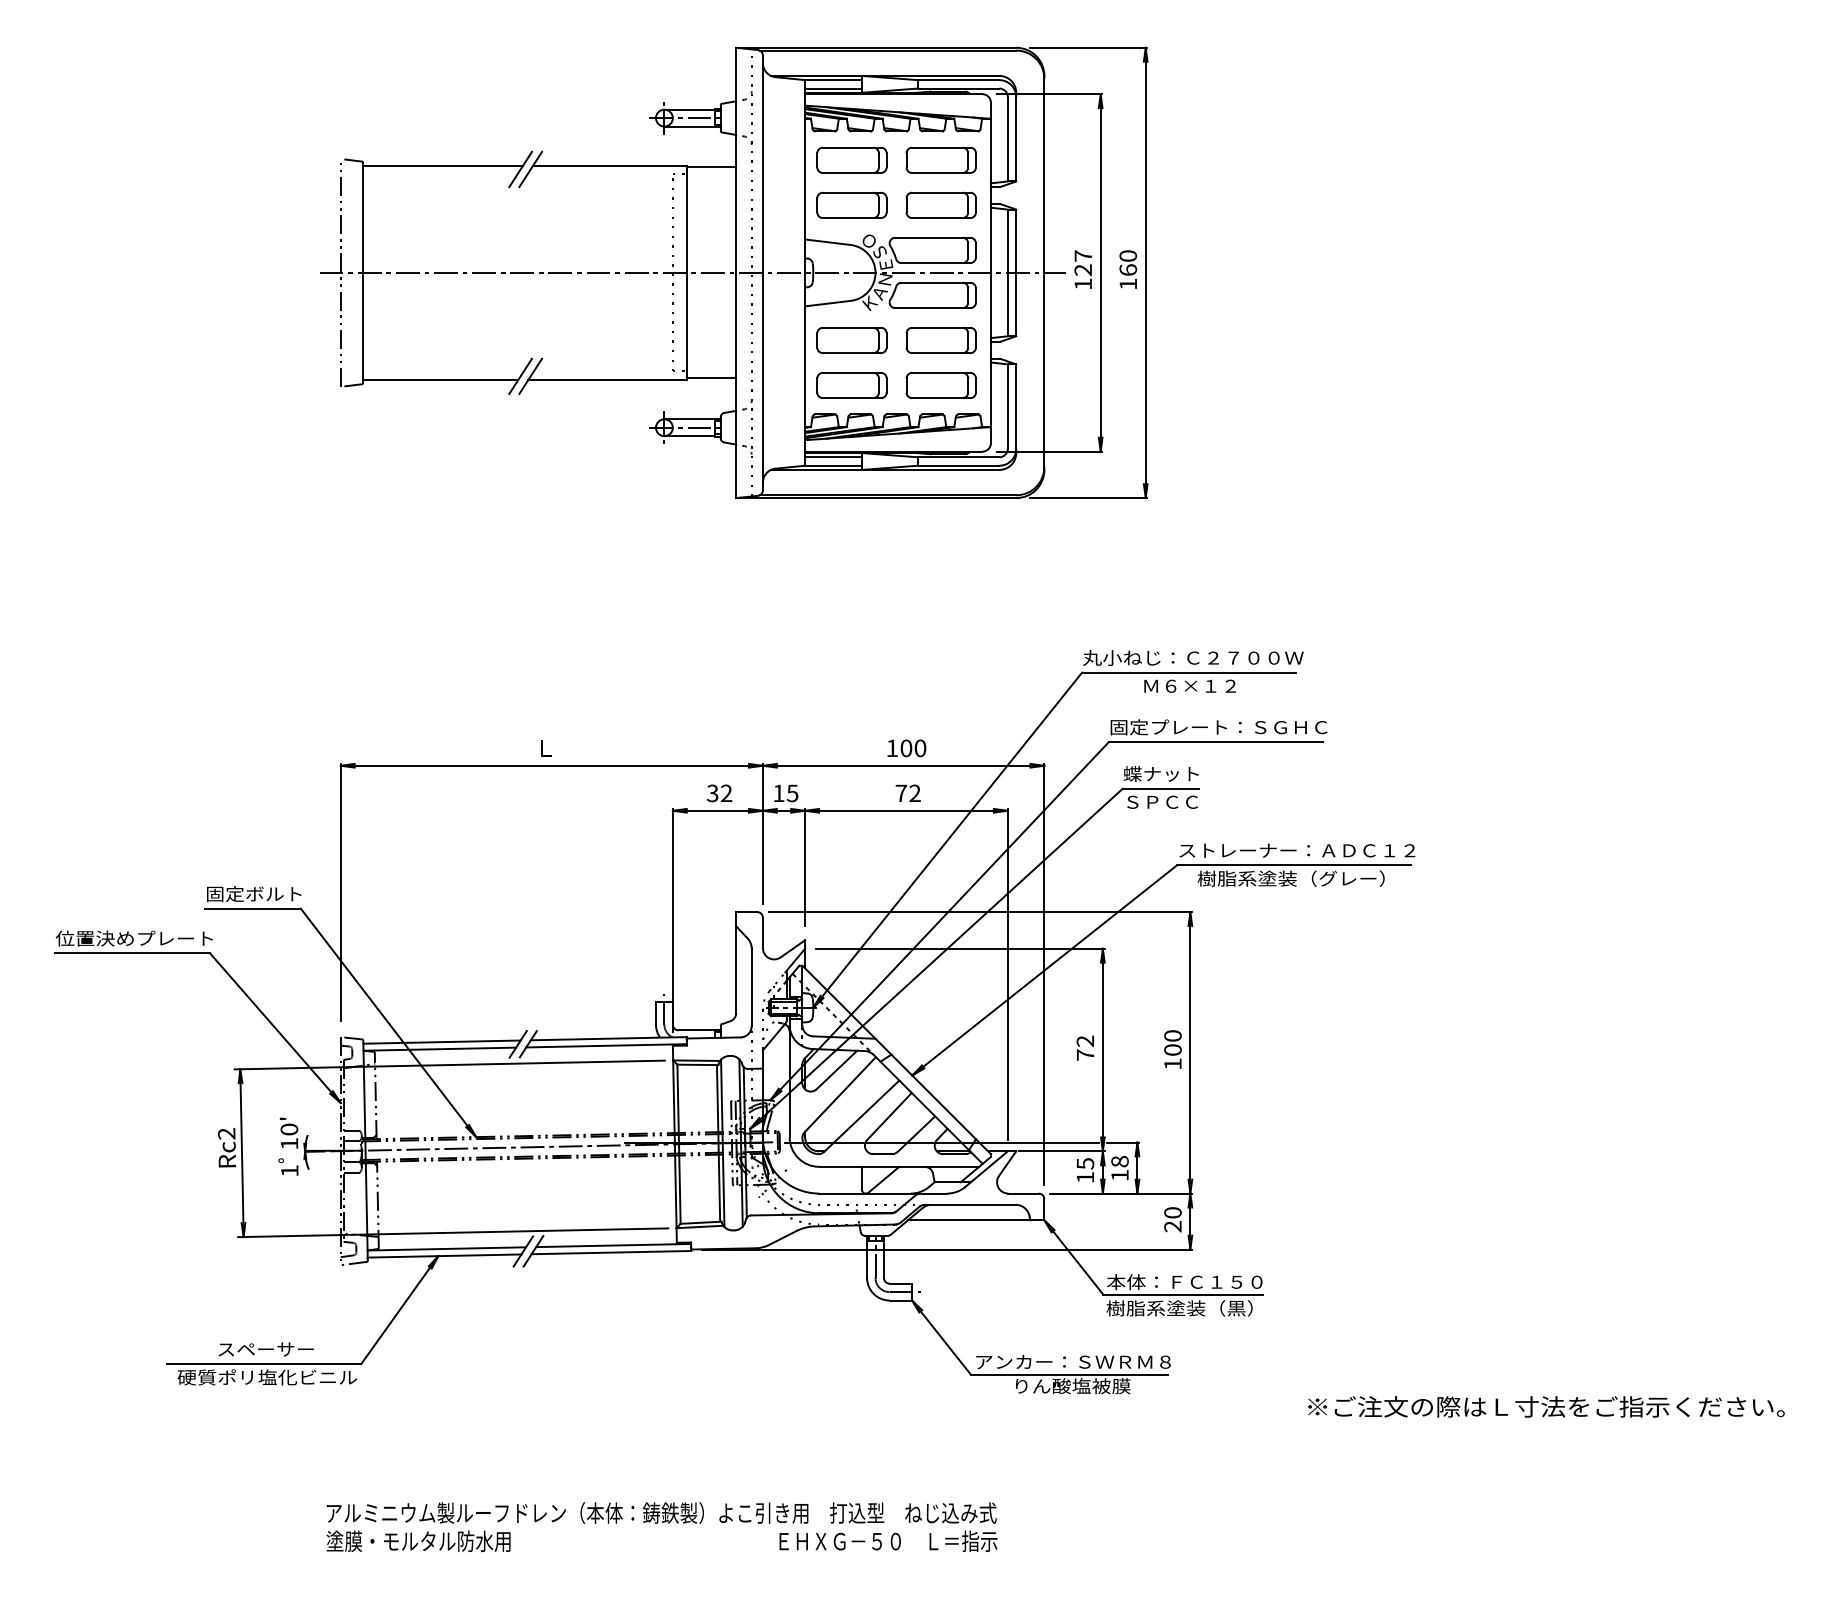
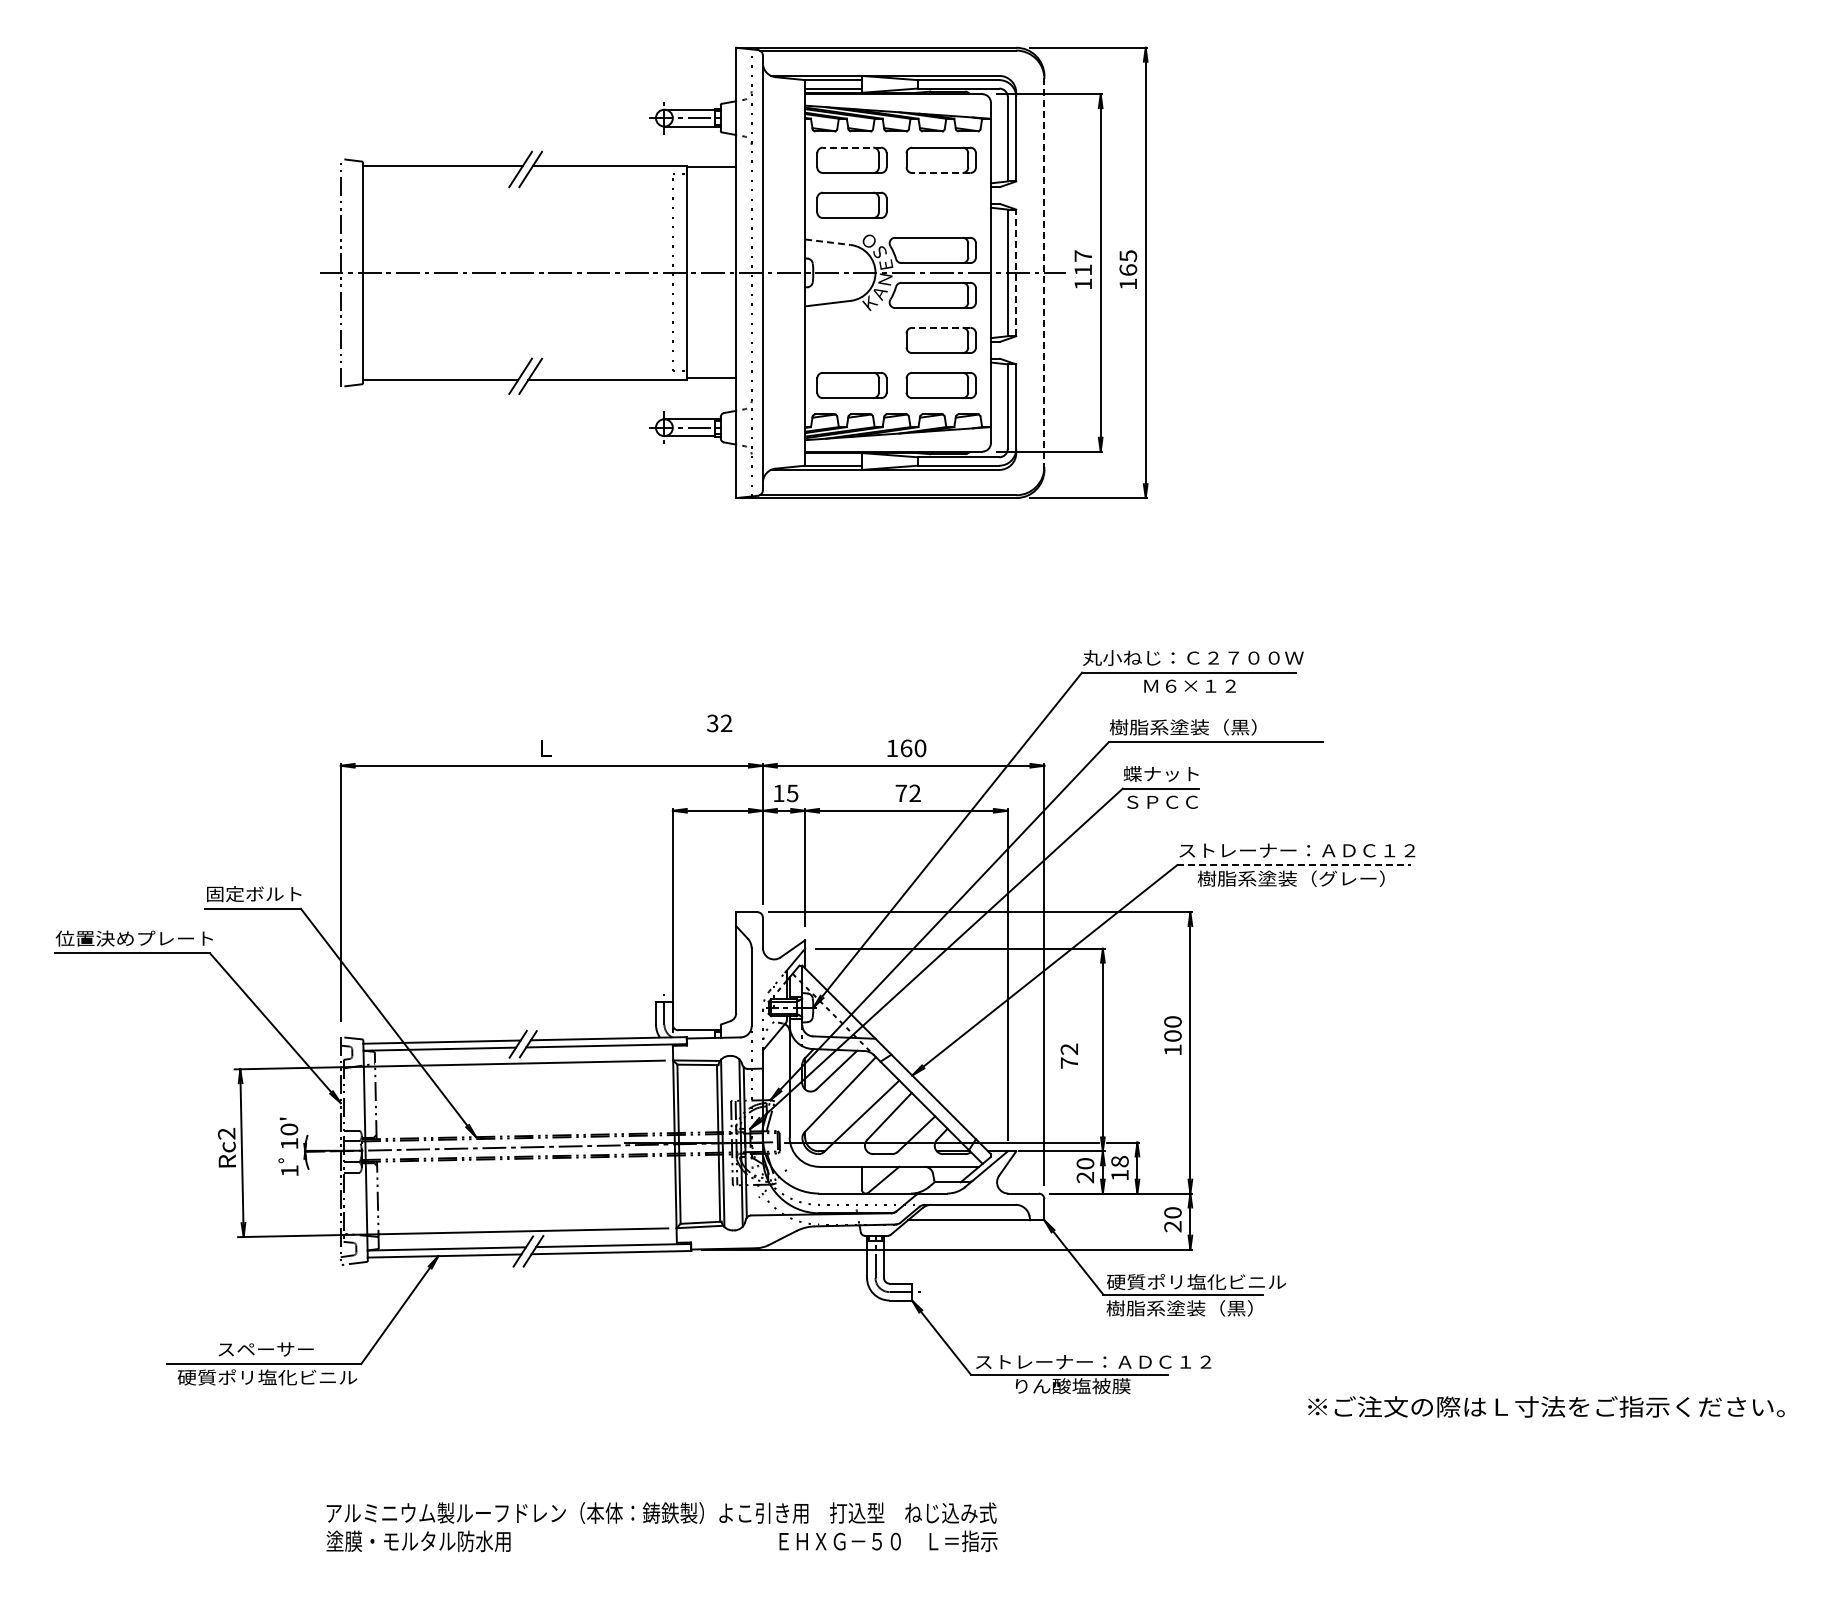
line: solid -> dashed (851, 147)
line: solid -> dashed (940, 173)
part: present -> none (940, 204)
line: solid -> dashed (827, 242)
text: 160 -> 165 (1128, 256)
text: 127 -> 117 (1082, 269)
line: solid -> dashed (1016, 272)
line: solid -> dashed (1044, 272)
line: solid -> dashed (940, 327)
part: present -> none (851, 340)
line: present -> none (833, 457)
text: 固定プレート：ＳＧＨＣ -> 樹脂系塗装（黒） (1218, 727)
text: 100 -> 160 (906, 748)
text position: (719, 793) -> (719, 723) (719, 723)
line: solid -> dashed (1293, 865)
text position: (1084, 1047) -> (1068, 1055) (1068, 1055)
text position: (1172, 1049) -> (1172, 1035) (1172, 1035)
text: 15 -> 20 (1085, 1170)
text: 本体：ＦＣ１５０ -> 硬質ポリ塩化ビニル (1196, 1282)
text: アンカー：ＳＷＲＭ８ -> ストレーナー：ＡＤＣ１２ (1093, 1361)
